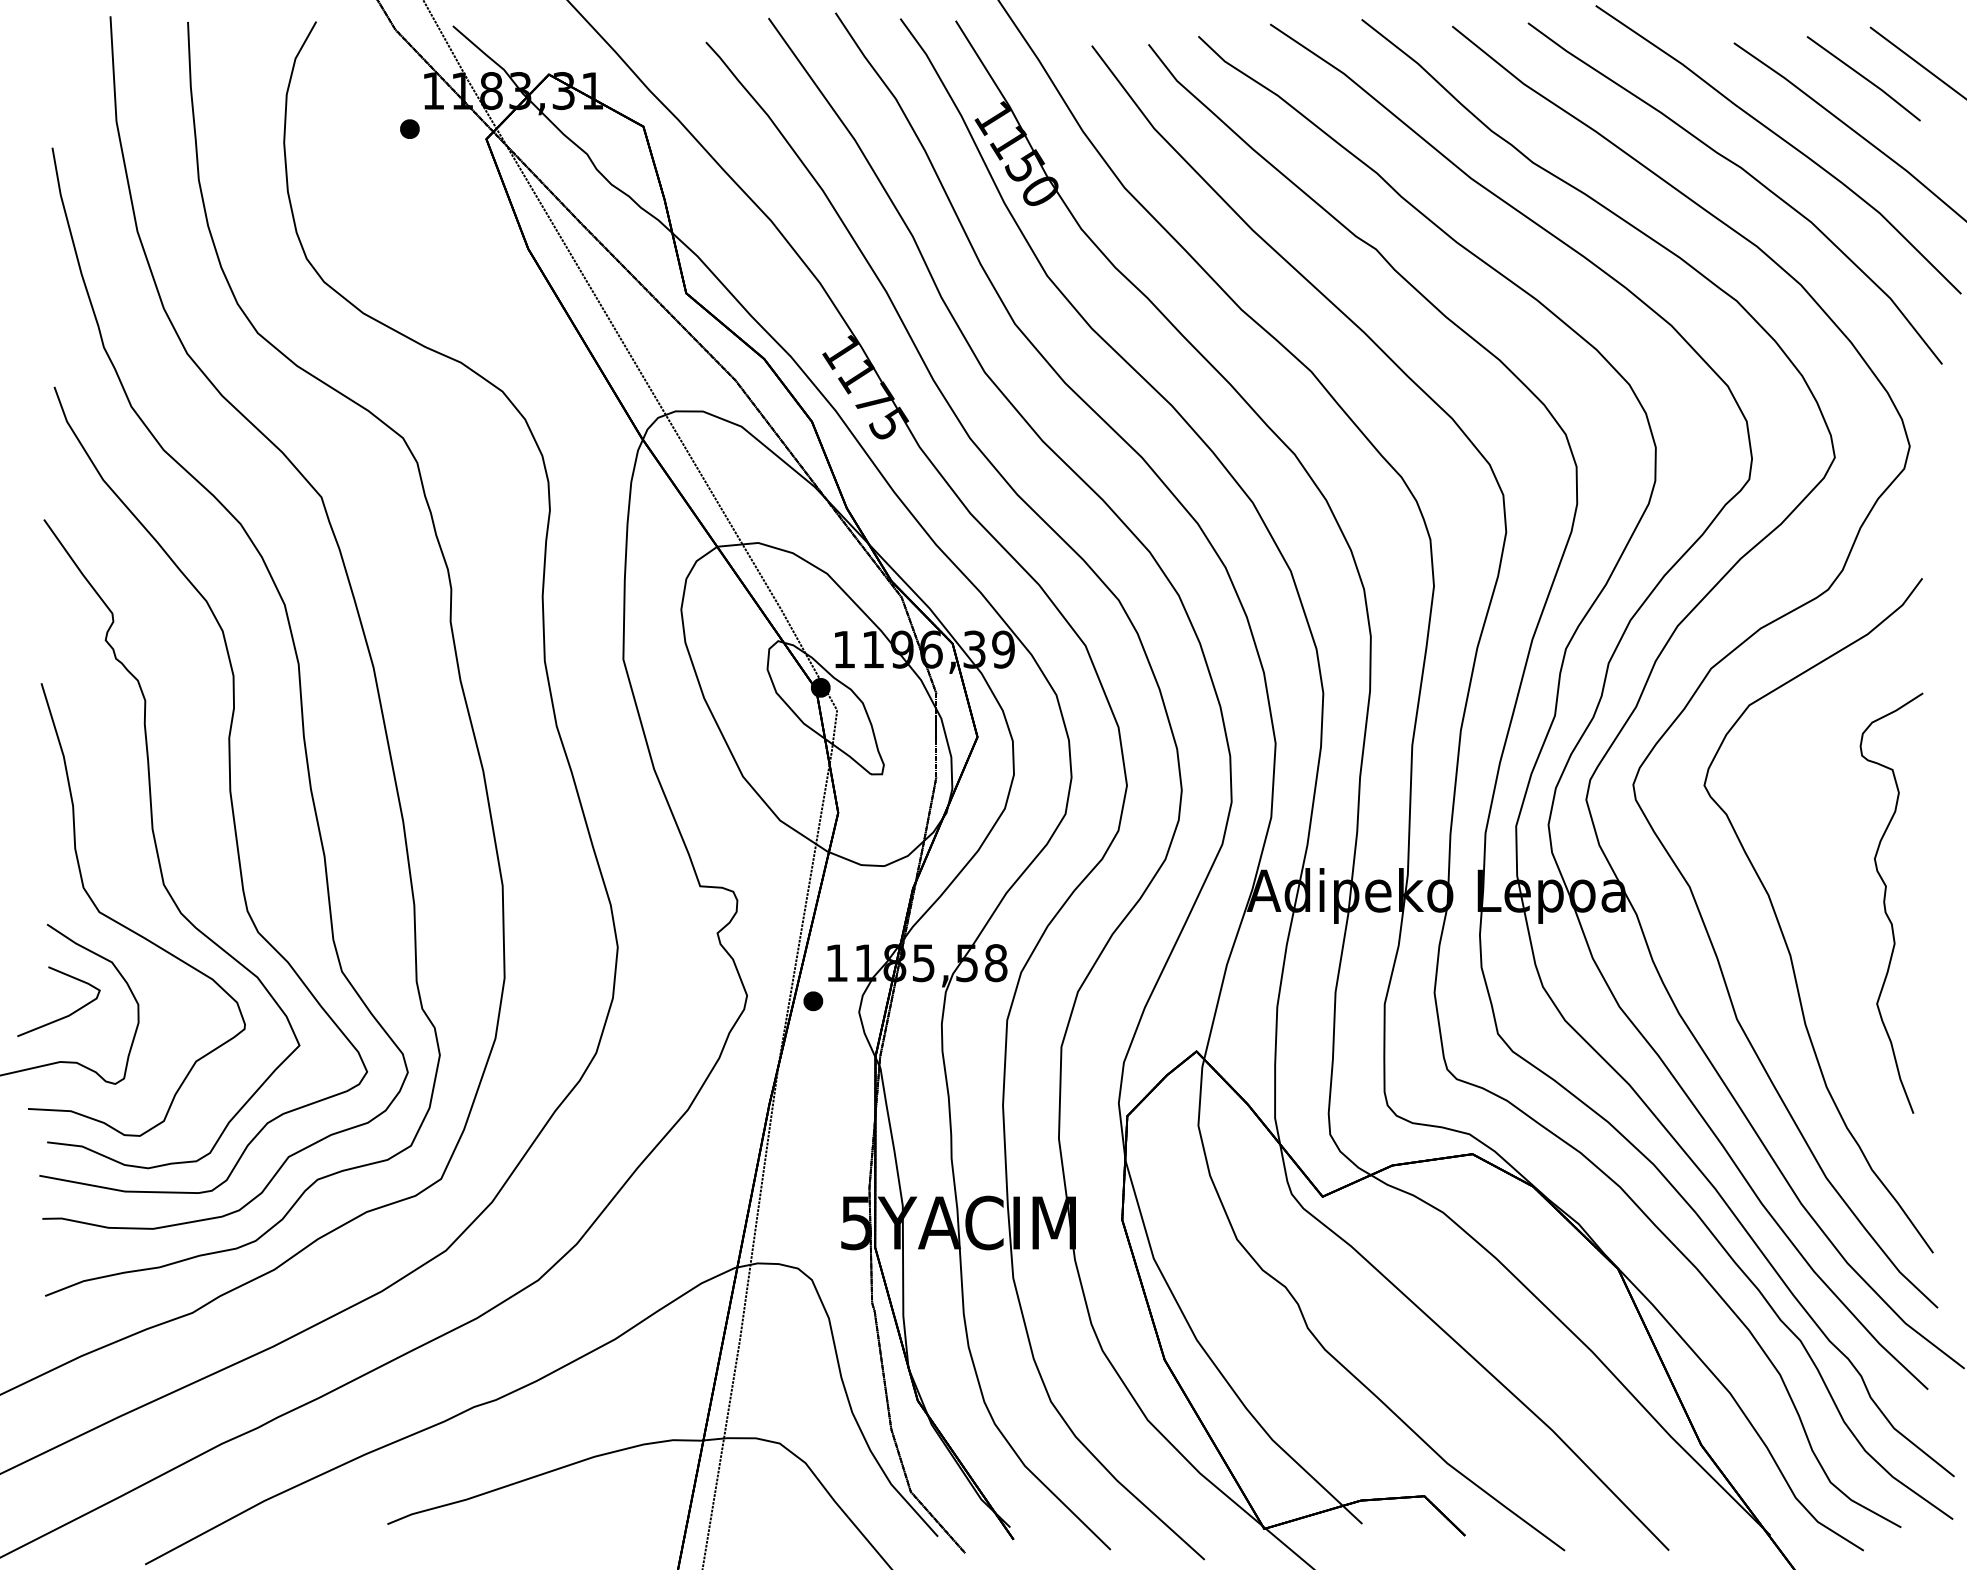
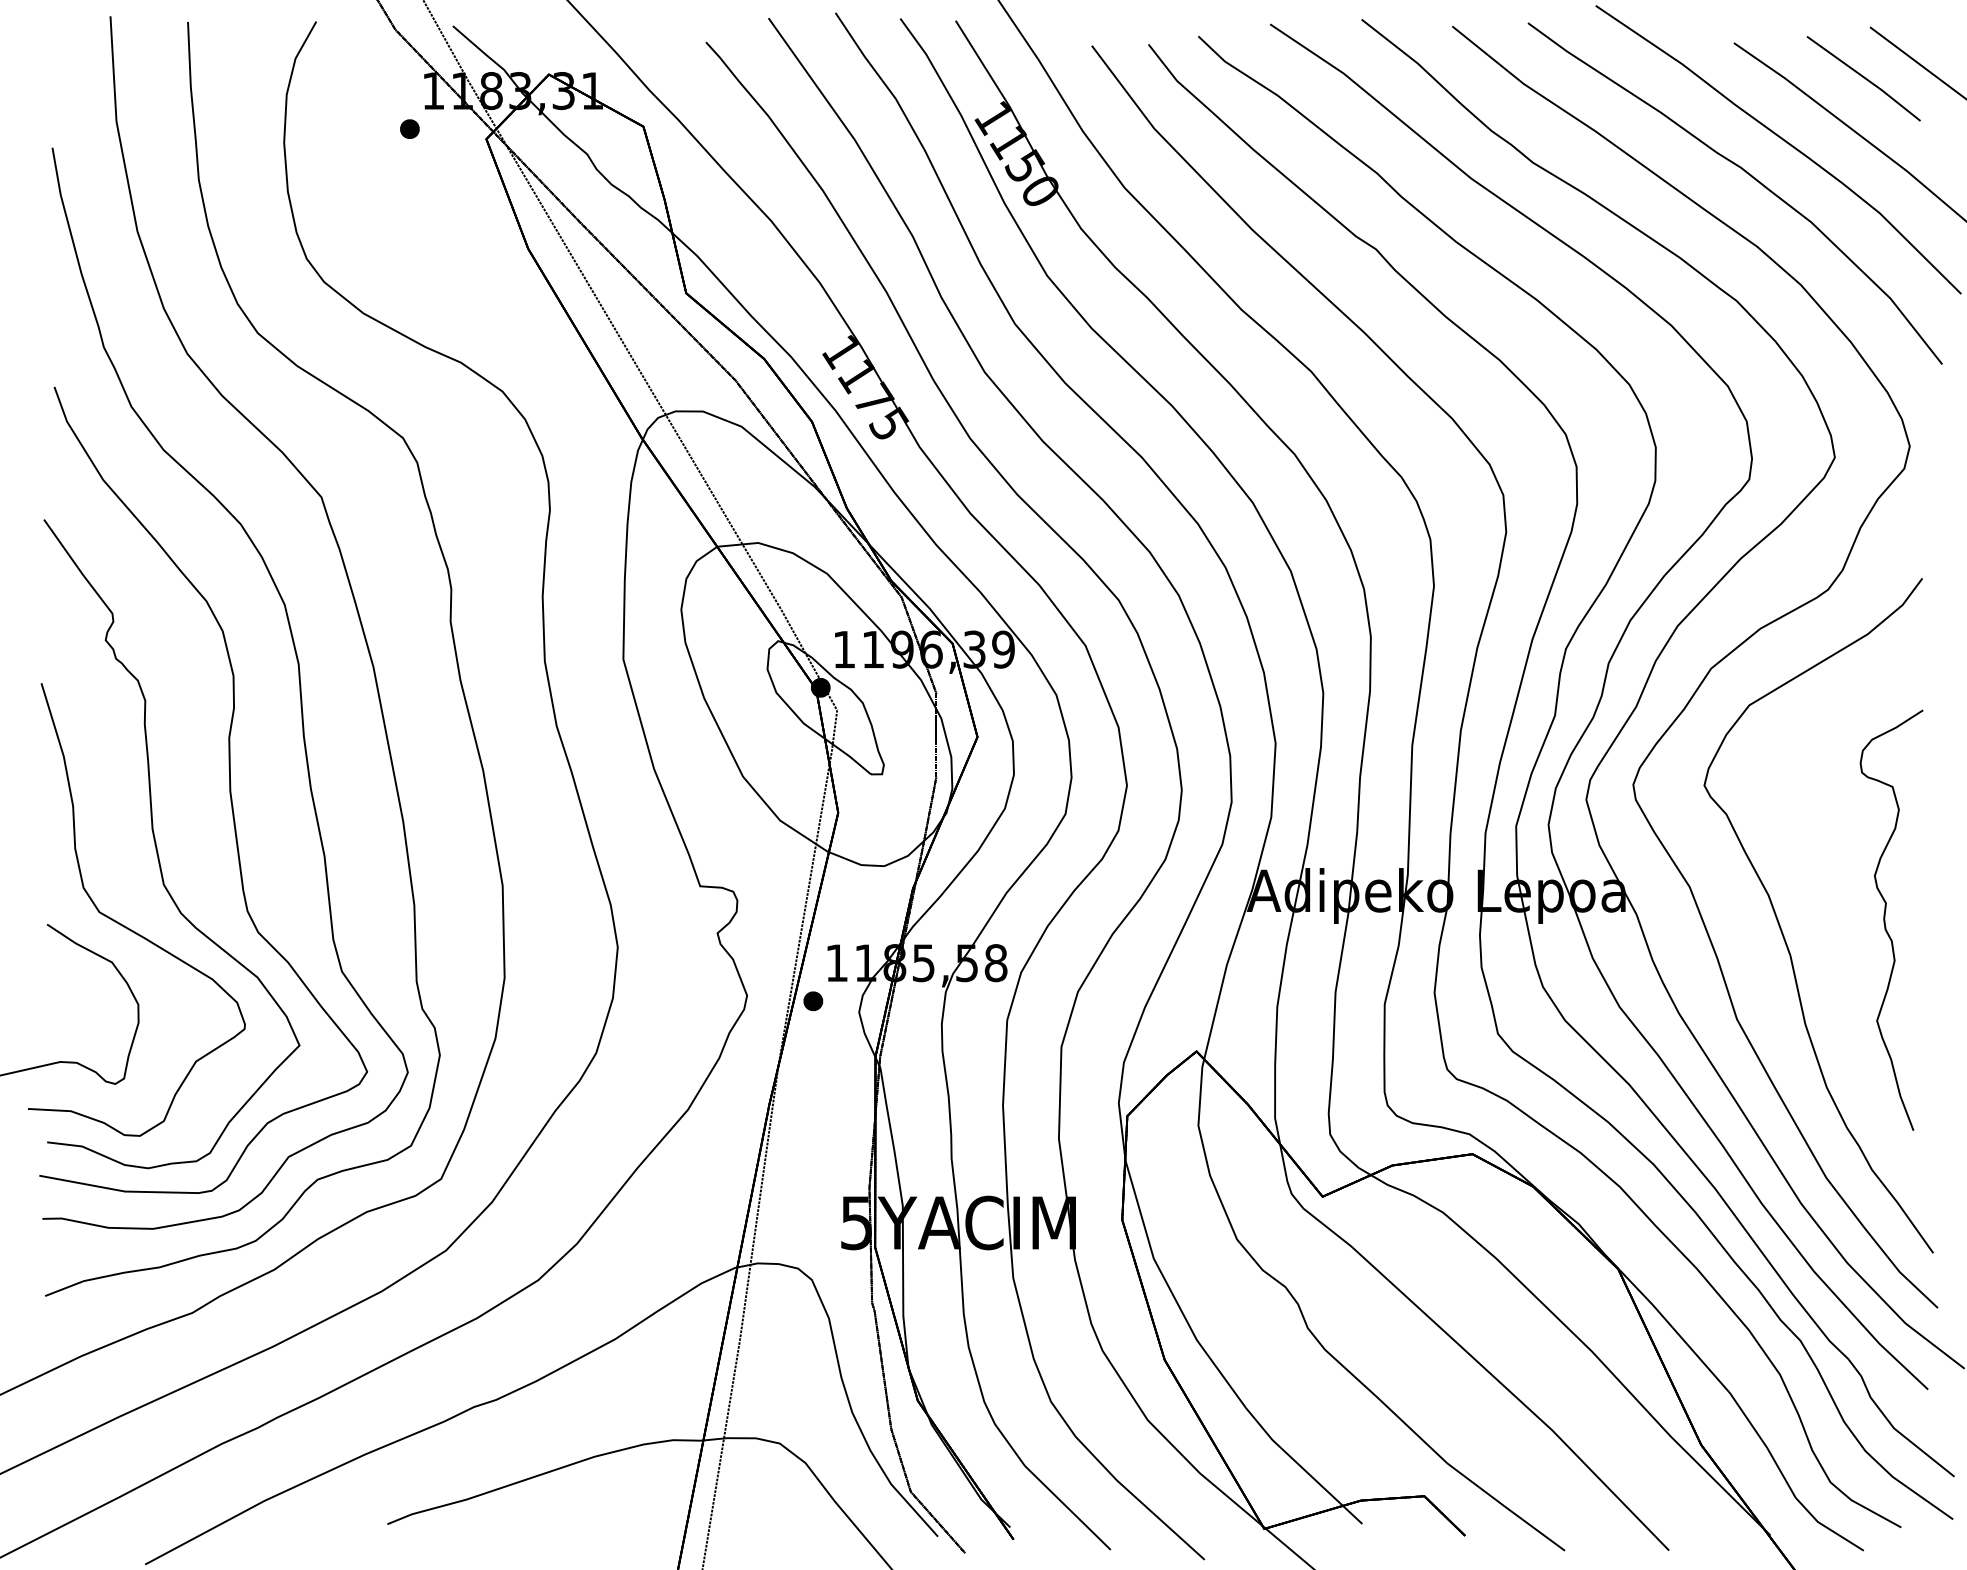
curve position: (1885, 902) -> (1885, 919) (1885, 919)
curve: present -> none (66, 1015)
